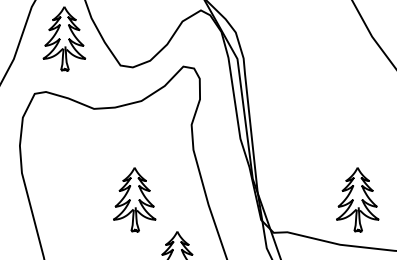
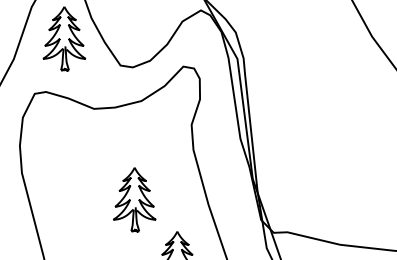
part: present -> none (357, 199)
